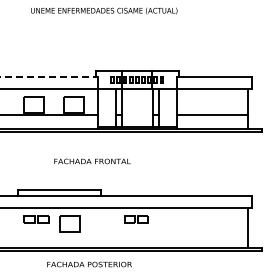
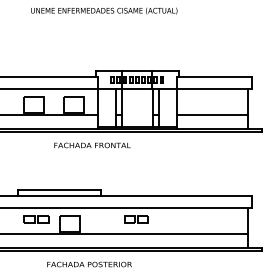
line: dashed -> solid (49, 76)
text position: (92, 161) -> (92, 145) (92, 145)
line: none -> present (125, 234)
